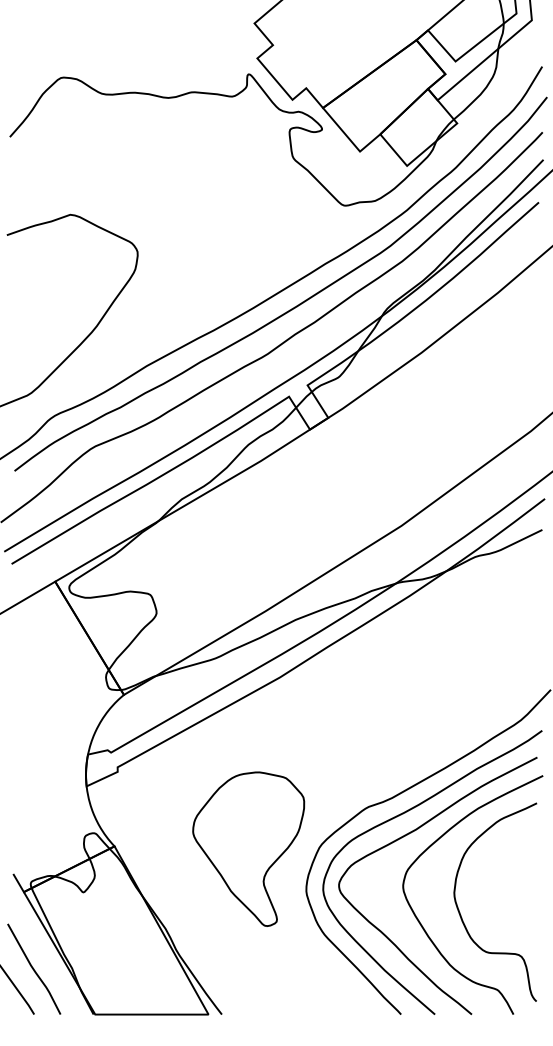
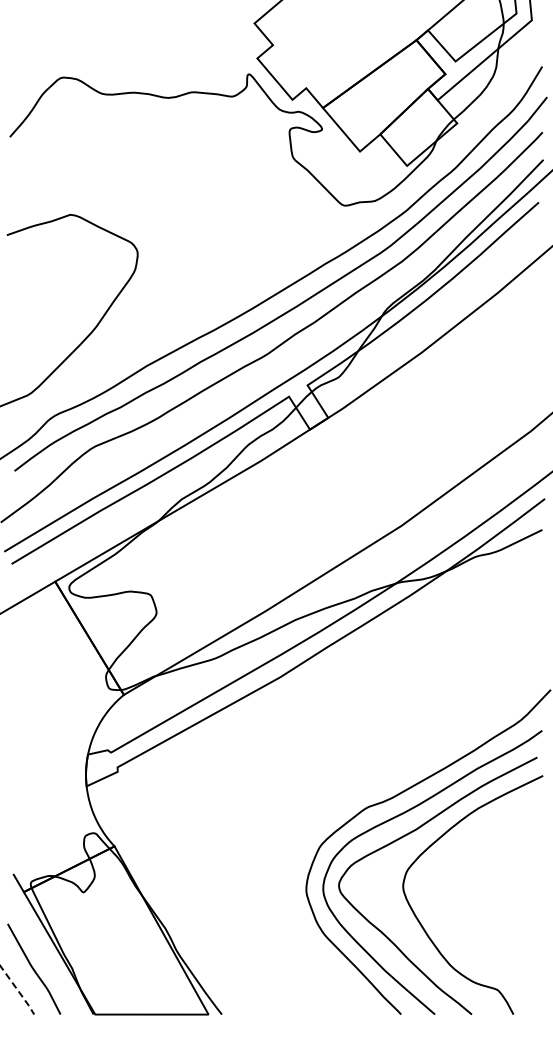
part: present -> none (248, 848)
curve: present -> none (462, 917)
line: solid -> dashed (17, 990)
